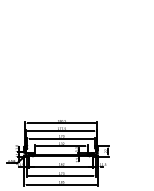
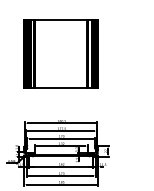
part: none -> present (60, 53)
